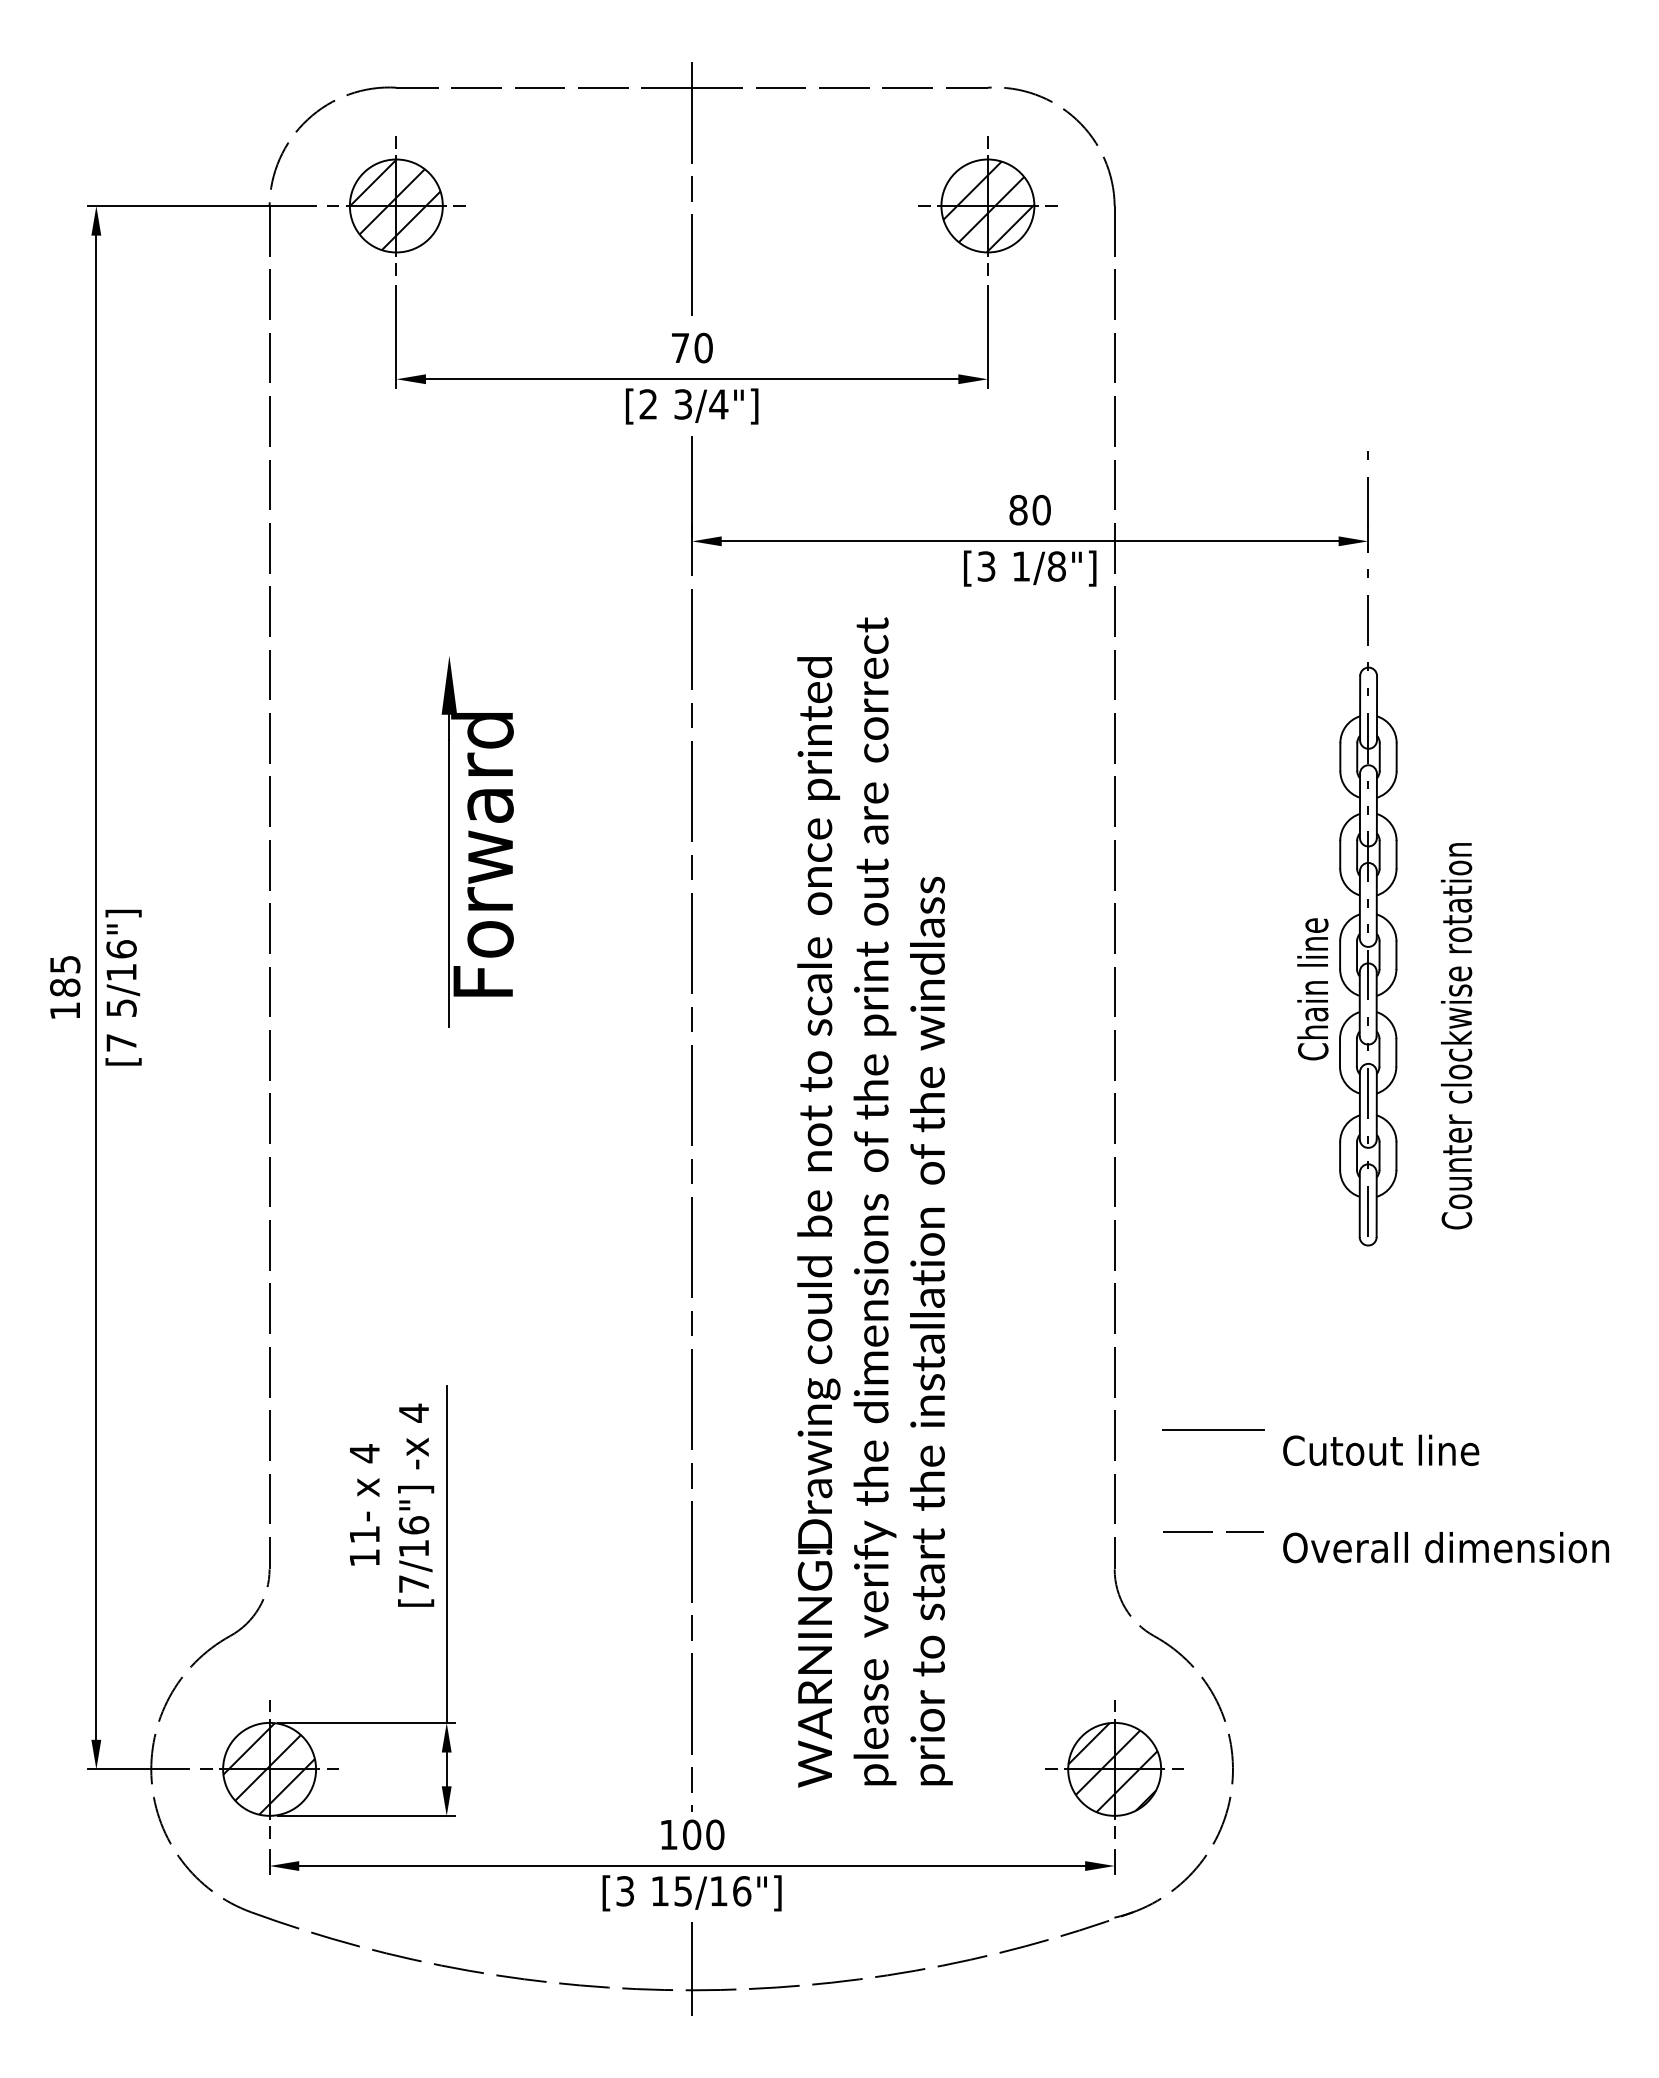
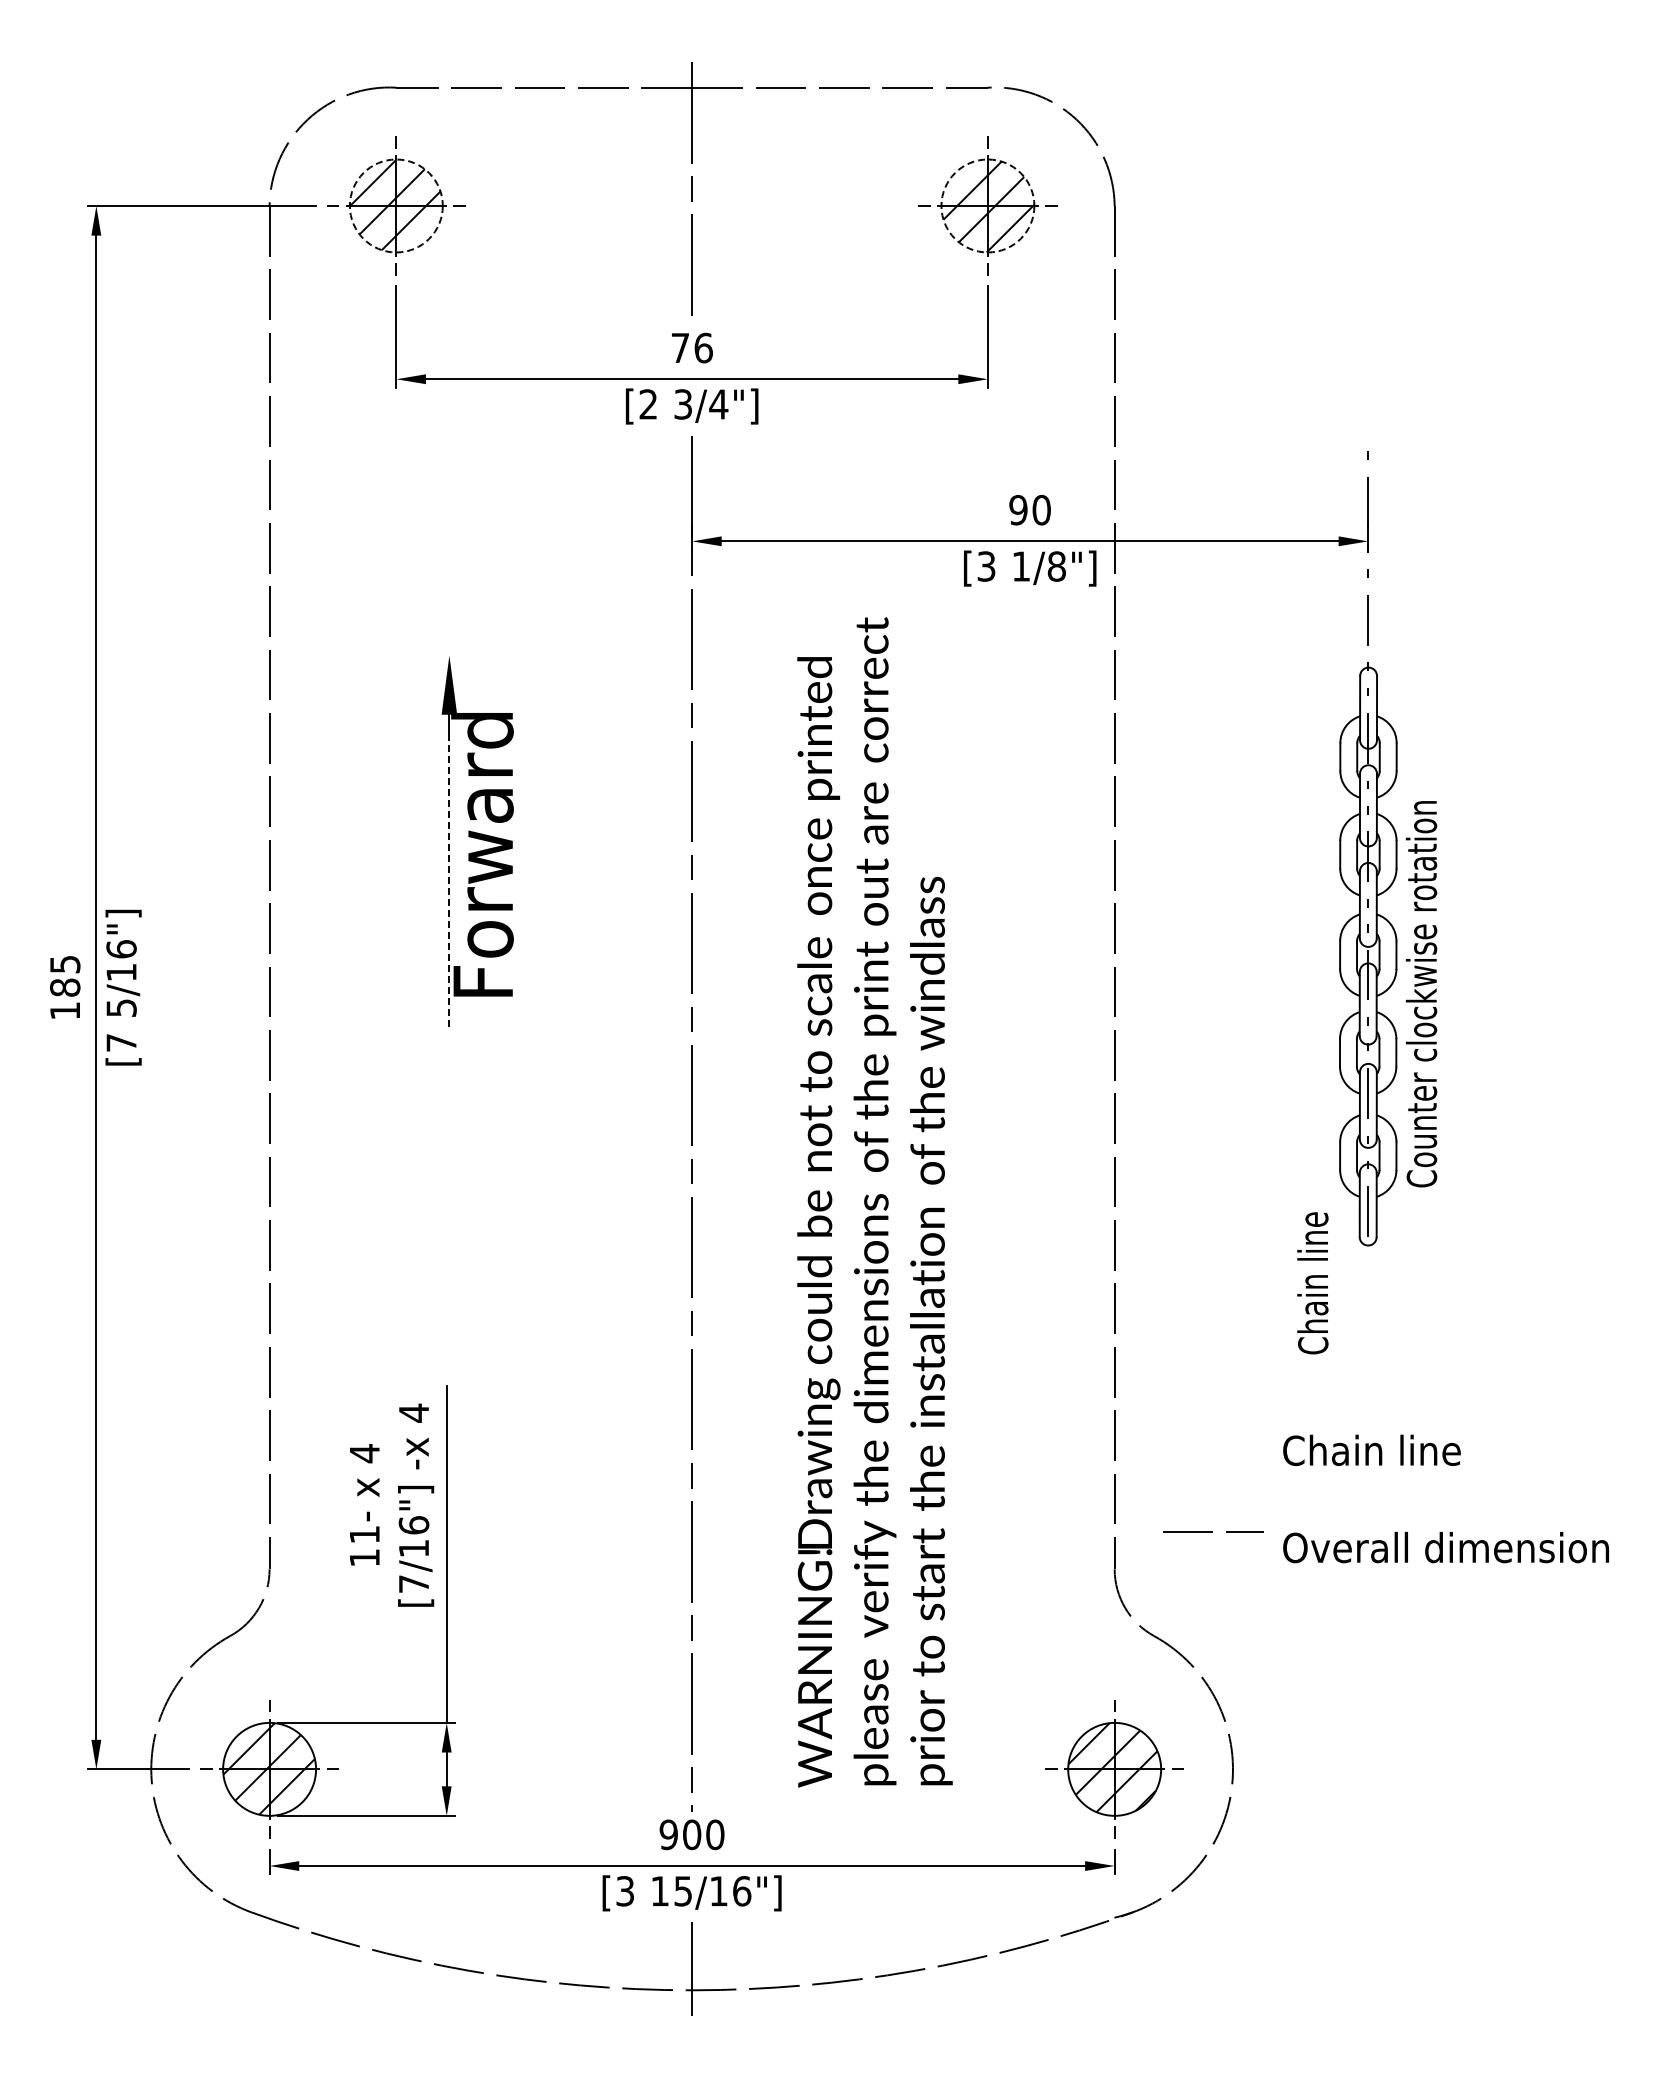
circle: solid -> dashed (395, 205)
circle: solid -> dashed (987, 205)
text: 70 -> 76 (703, 347)
text: 80 -> 90 (1018, 510)
line: solid -> dashed (449, 883)
text position: (1312, 989) -> (1312, 1283) (1312, 1283)
text position: (1456, 1036) -> (1421, 994) (1421, 994)
line: present -> none (1213, 1430)
text: Cutout line -> Chain line (1394, 1450)
text: 100 -> 900 (668, 1834)
